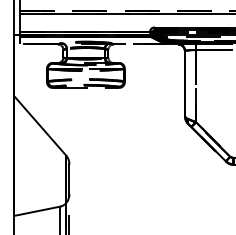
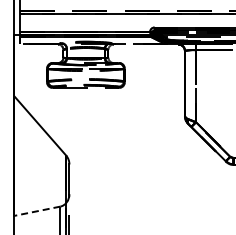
line: solid -> dashed (36, 211)
